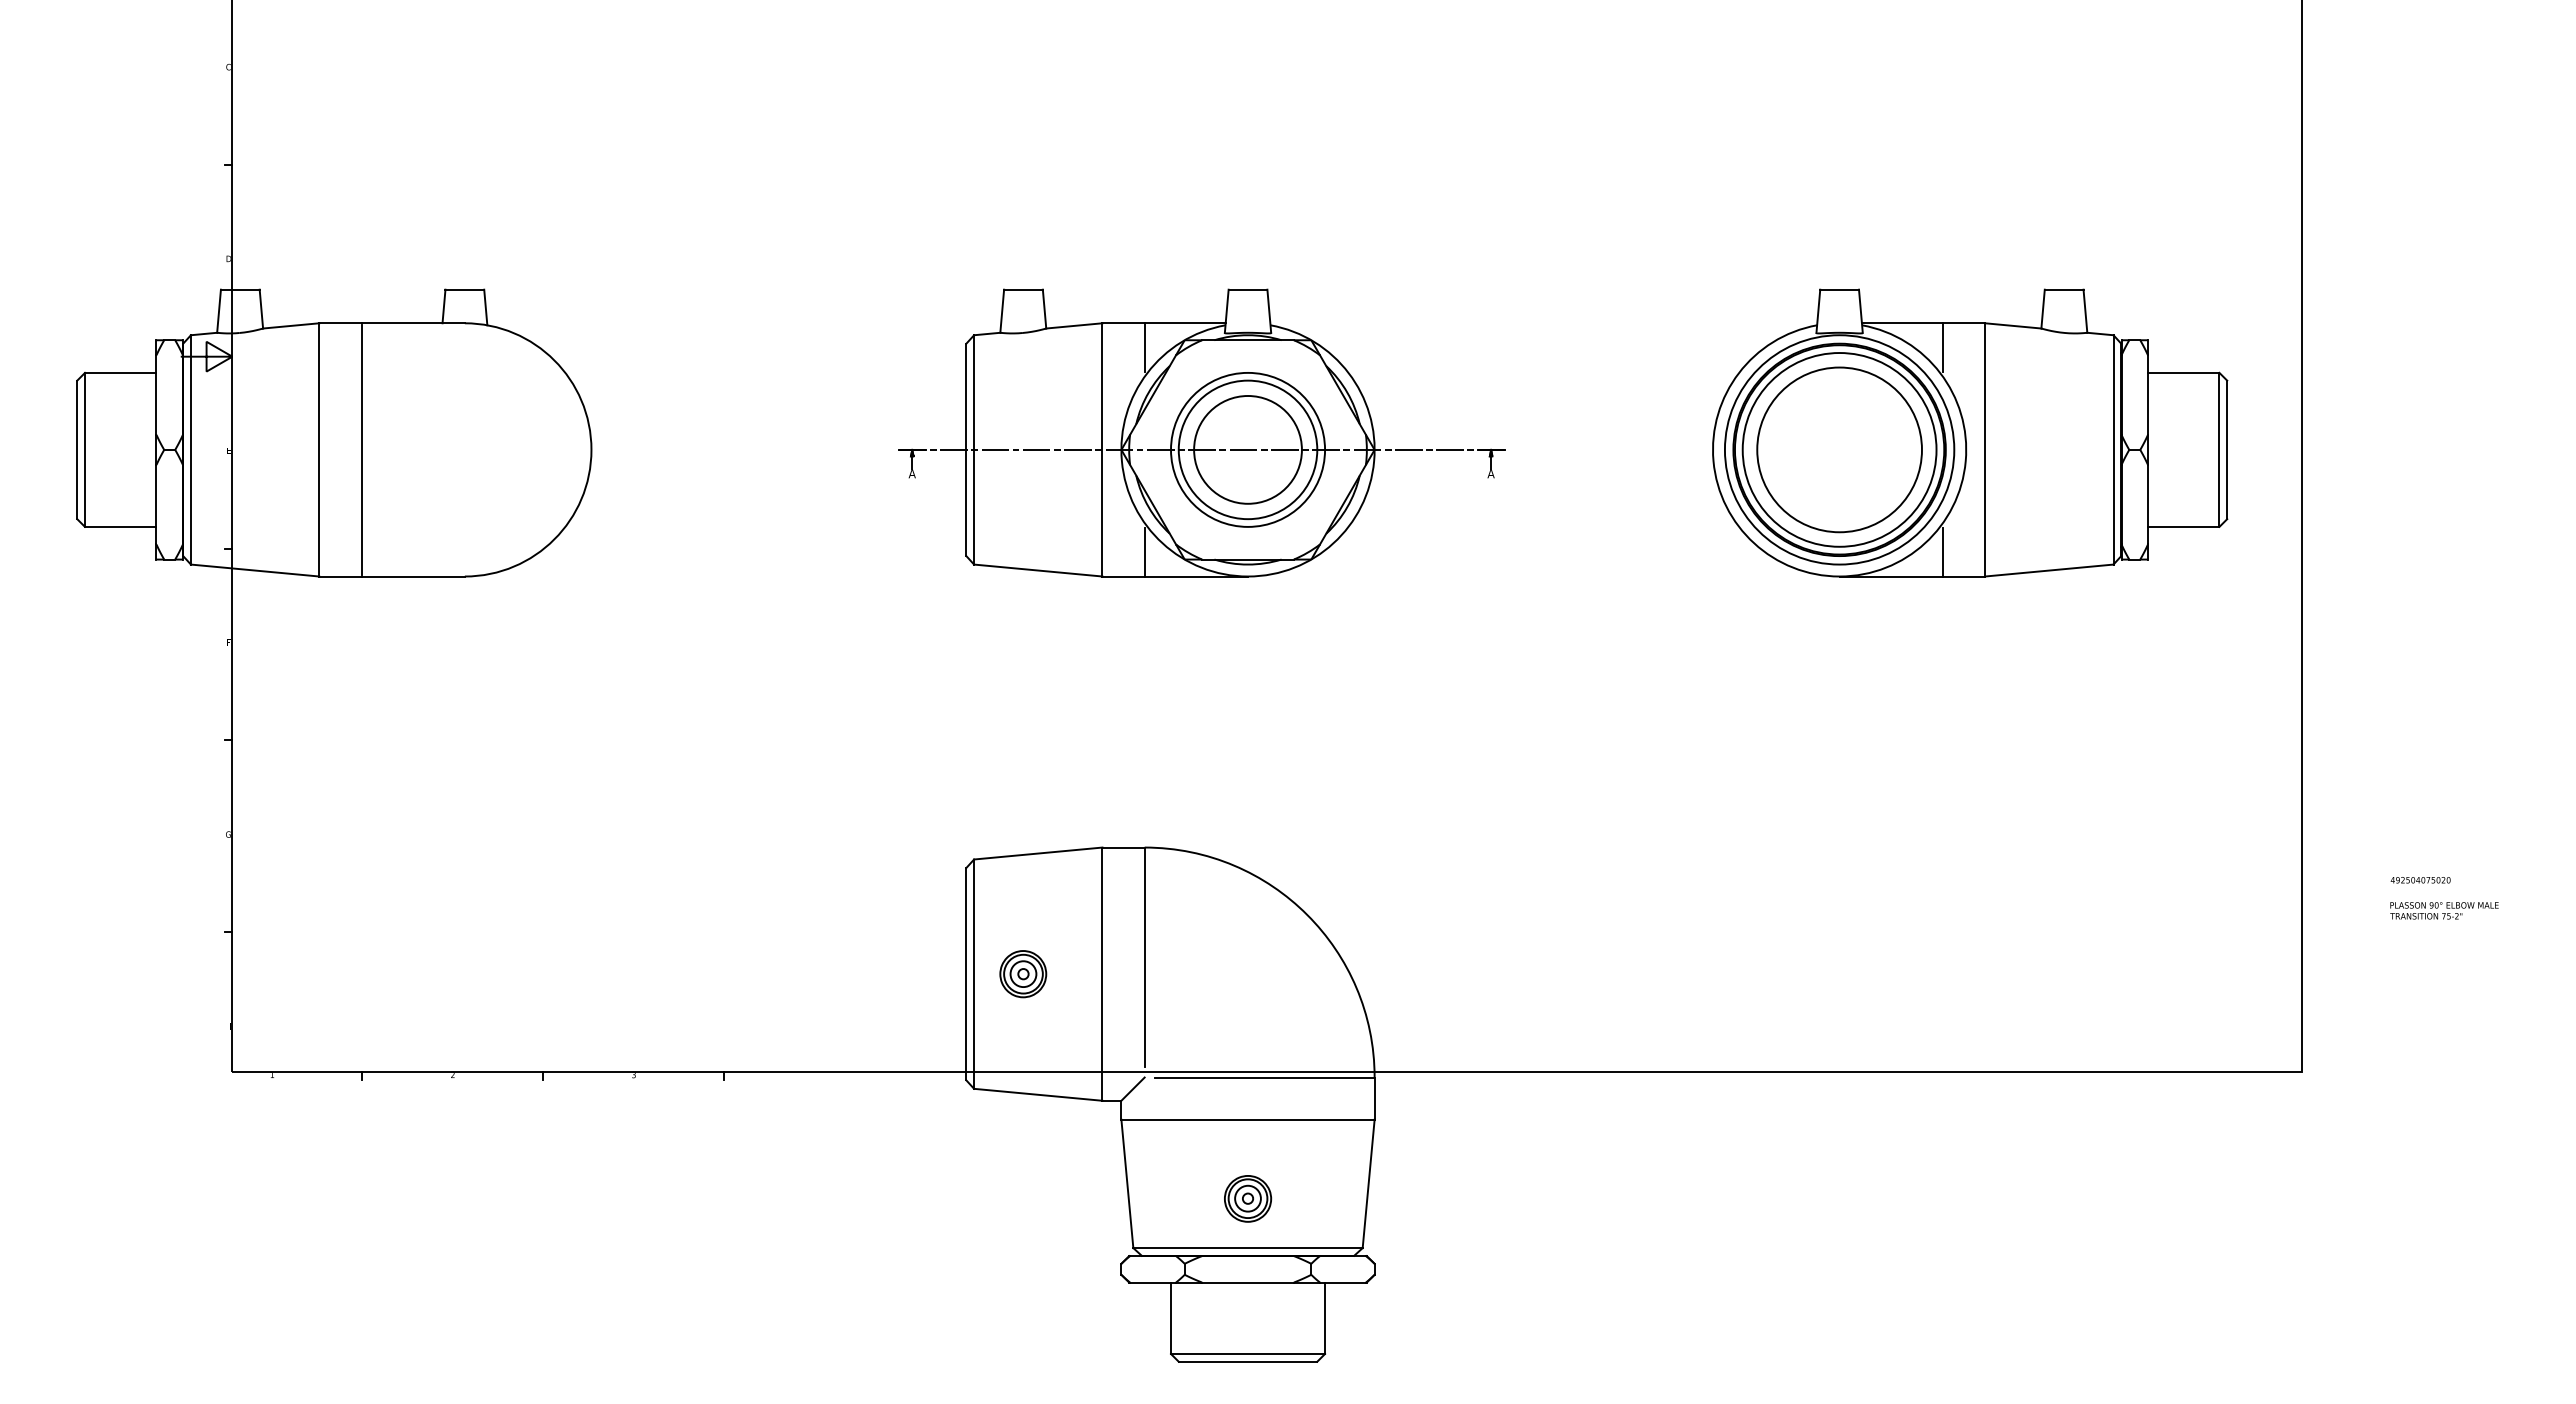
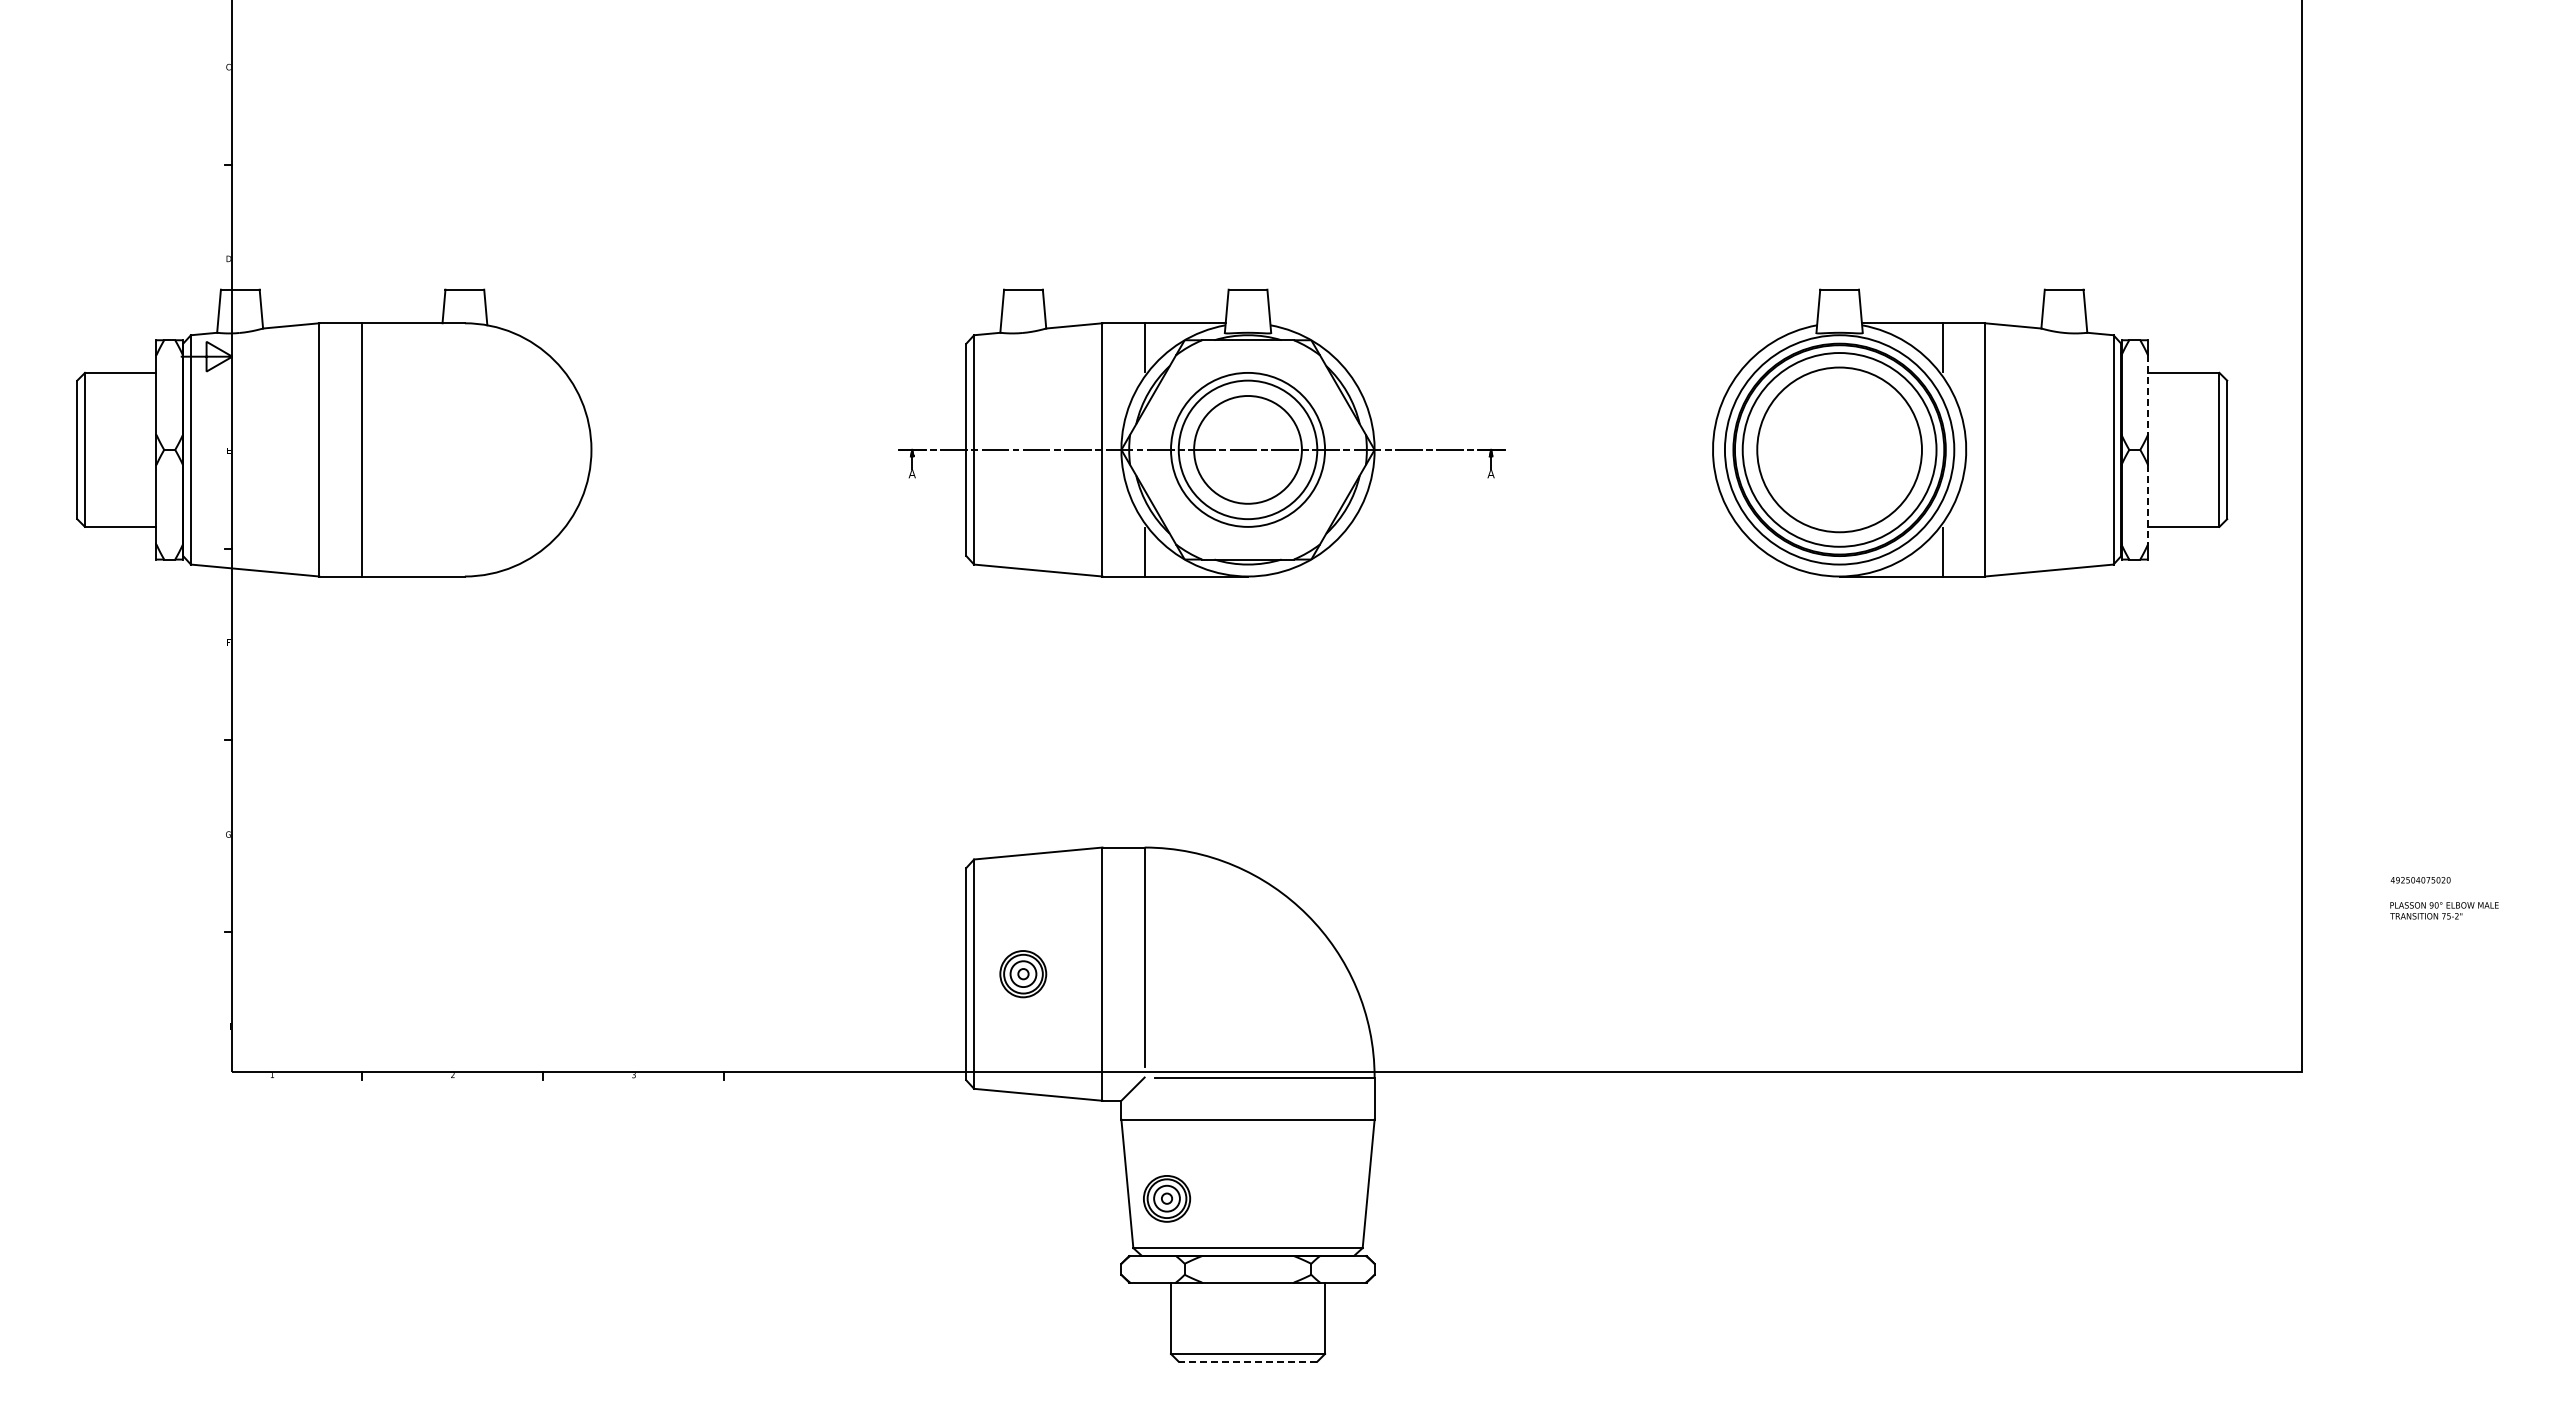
line: solid -> dashed (2148, 395)
line: solid -> dashed (2148, 504)
part position: (1248, 1198) -> (1167, 1198) (1167, 1198)
line: solid -> dashed (1247, 1361)
